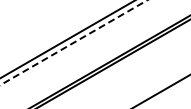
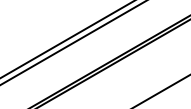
line: dashed -> solid (73, 42)
